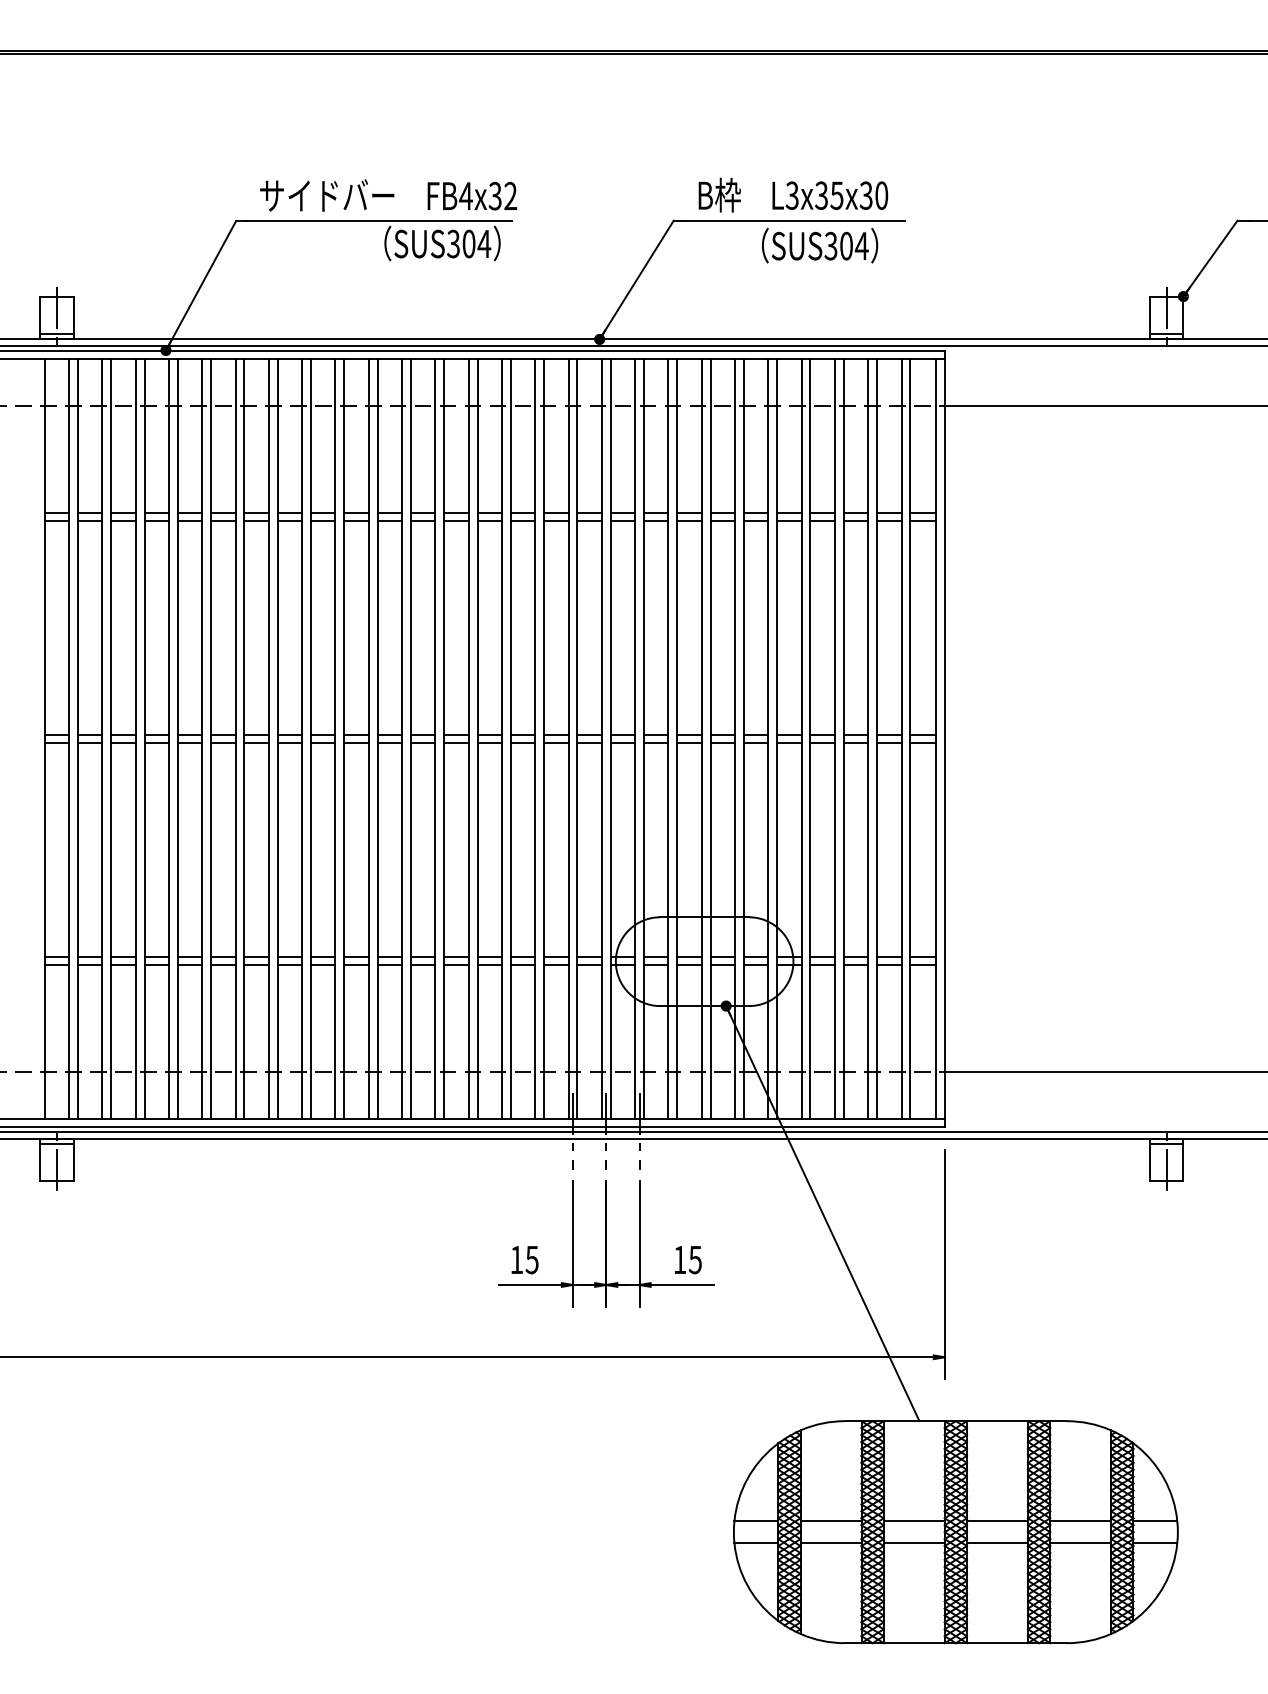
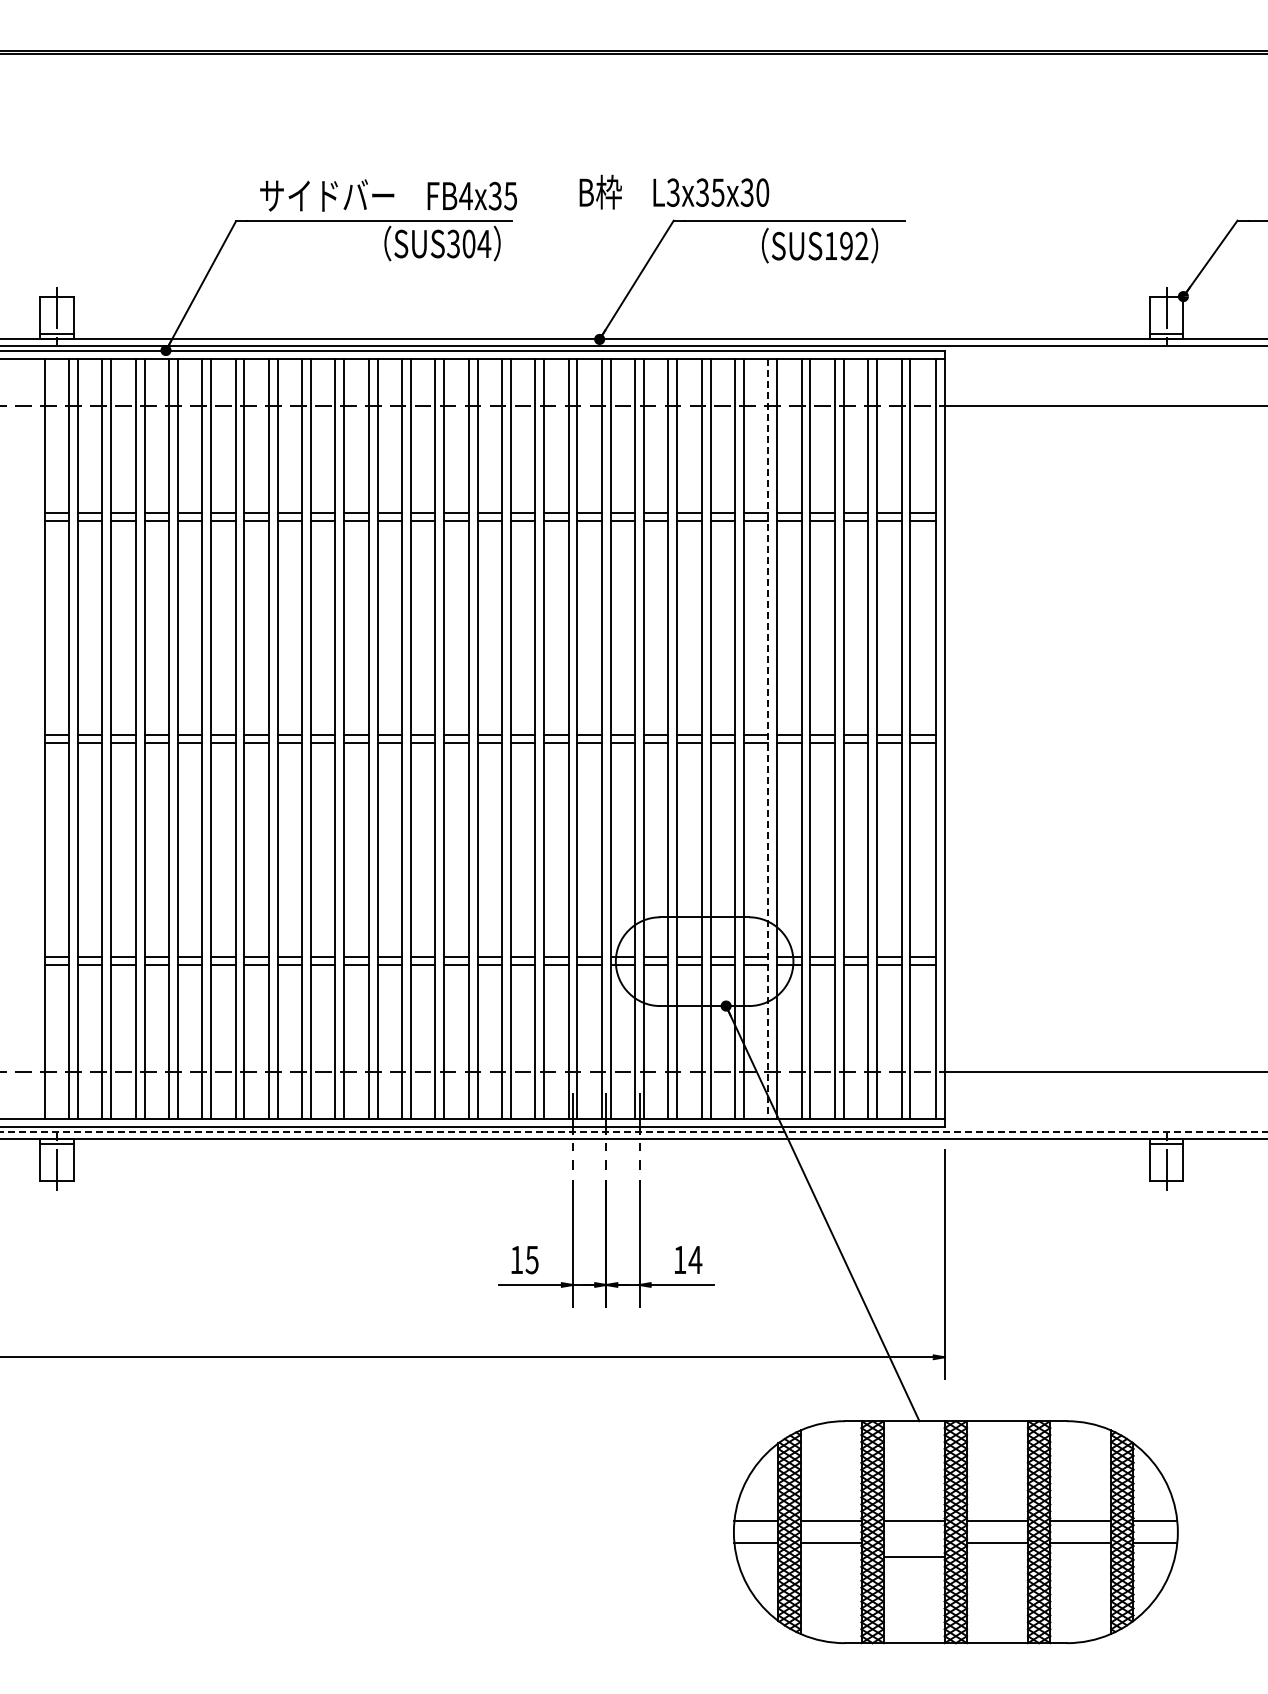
text position: (793, 194) -> (674, 191) (674, 191)
text: FB4x32 -> FB4x35 (510, 195)
text: SUS304 -> SUS192 (846, 245)
line: solid -> dashed (768, 739)
line: solid -> dashed (634, 1131)
text: 15 -> 14 (695, 1260)
line position: (913, 1543) -> (913, 1557) (913, 1557)
